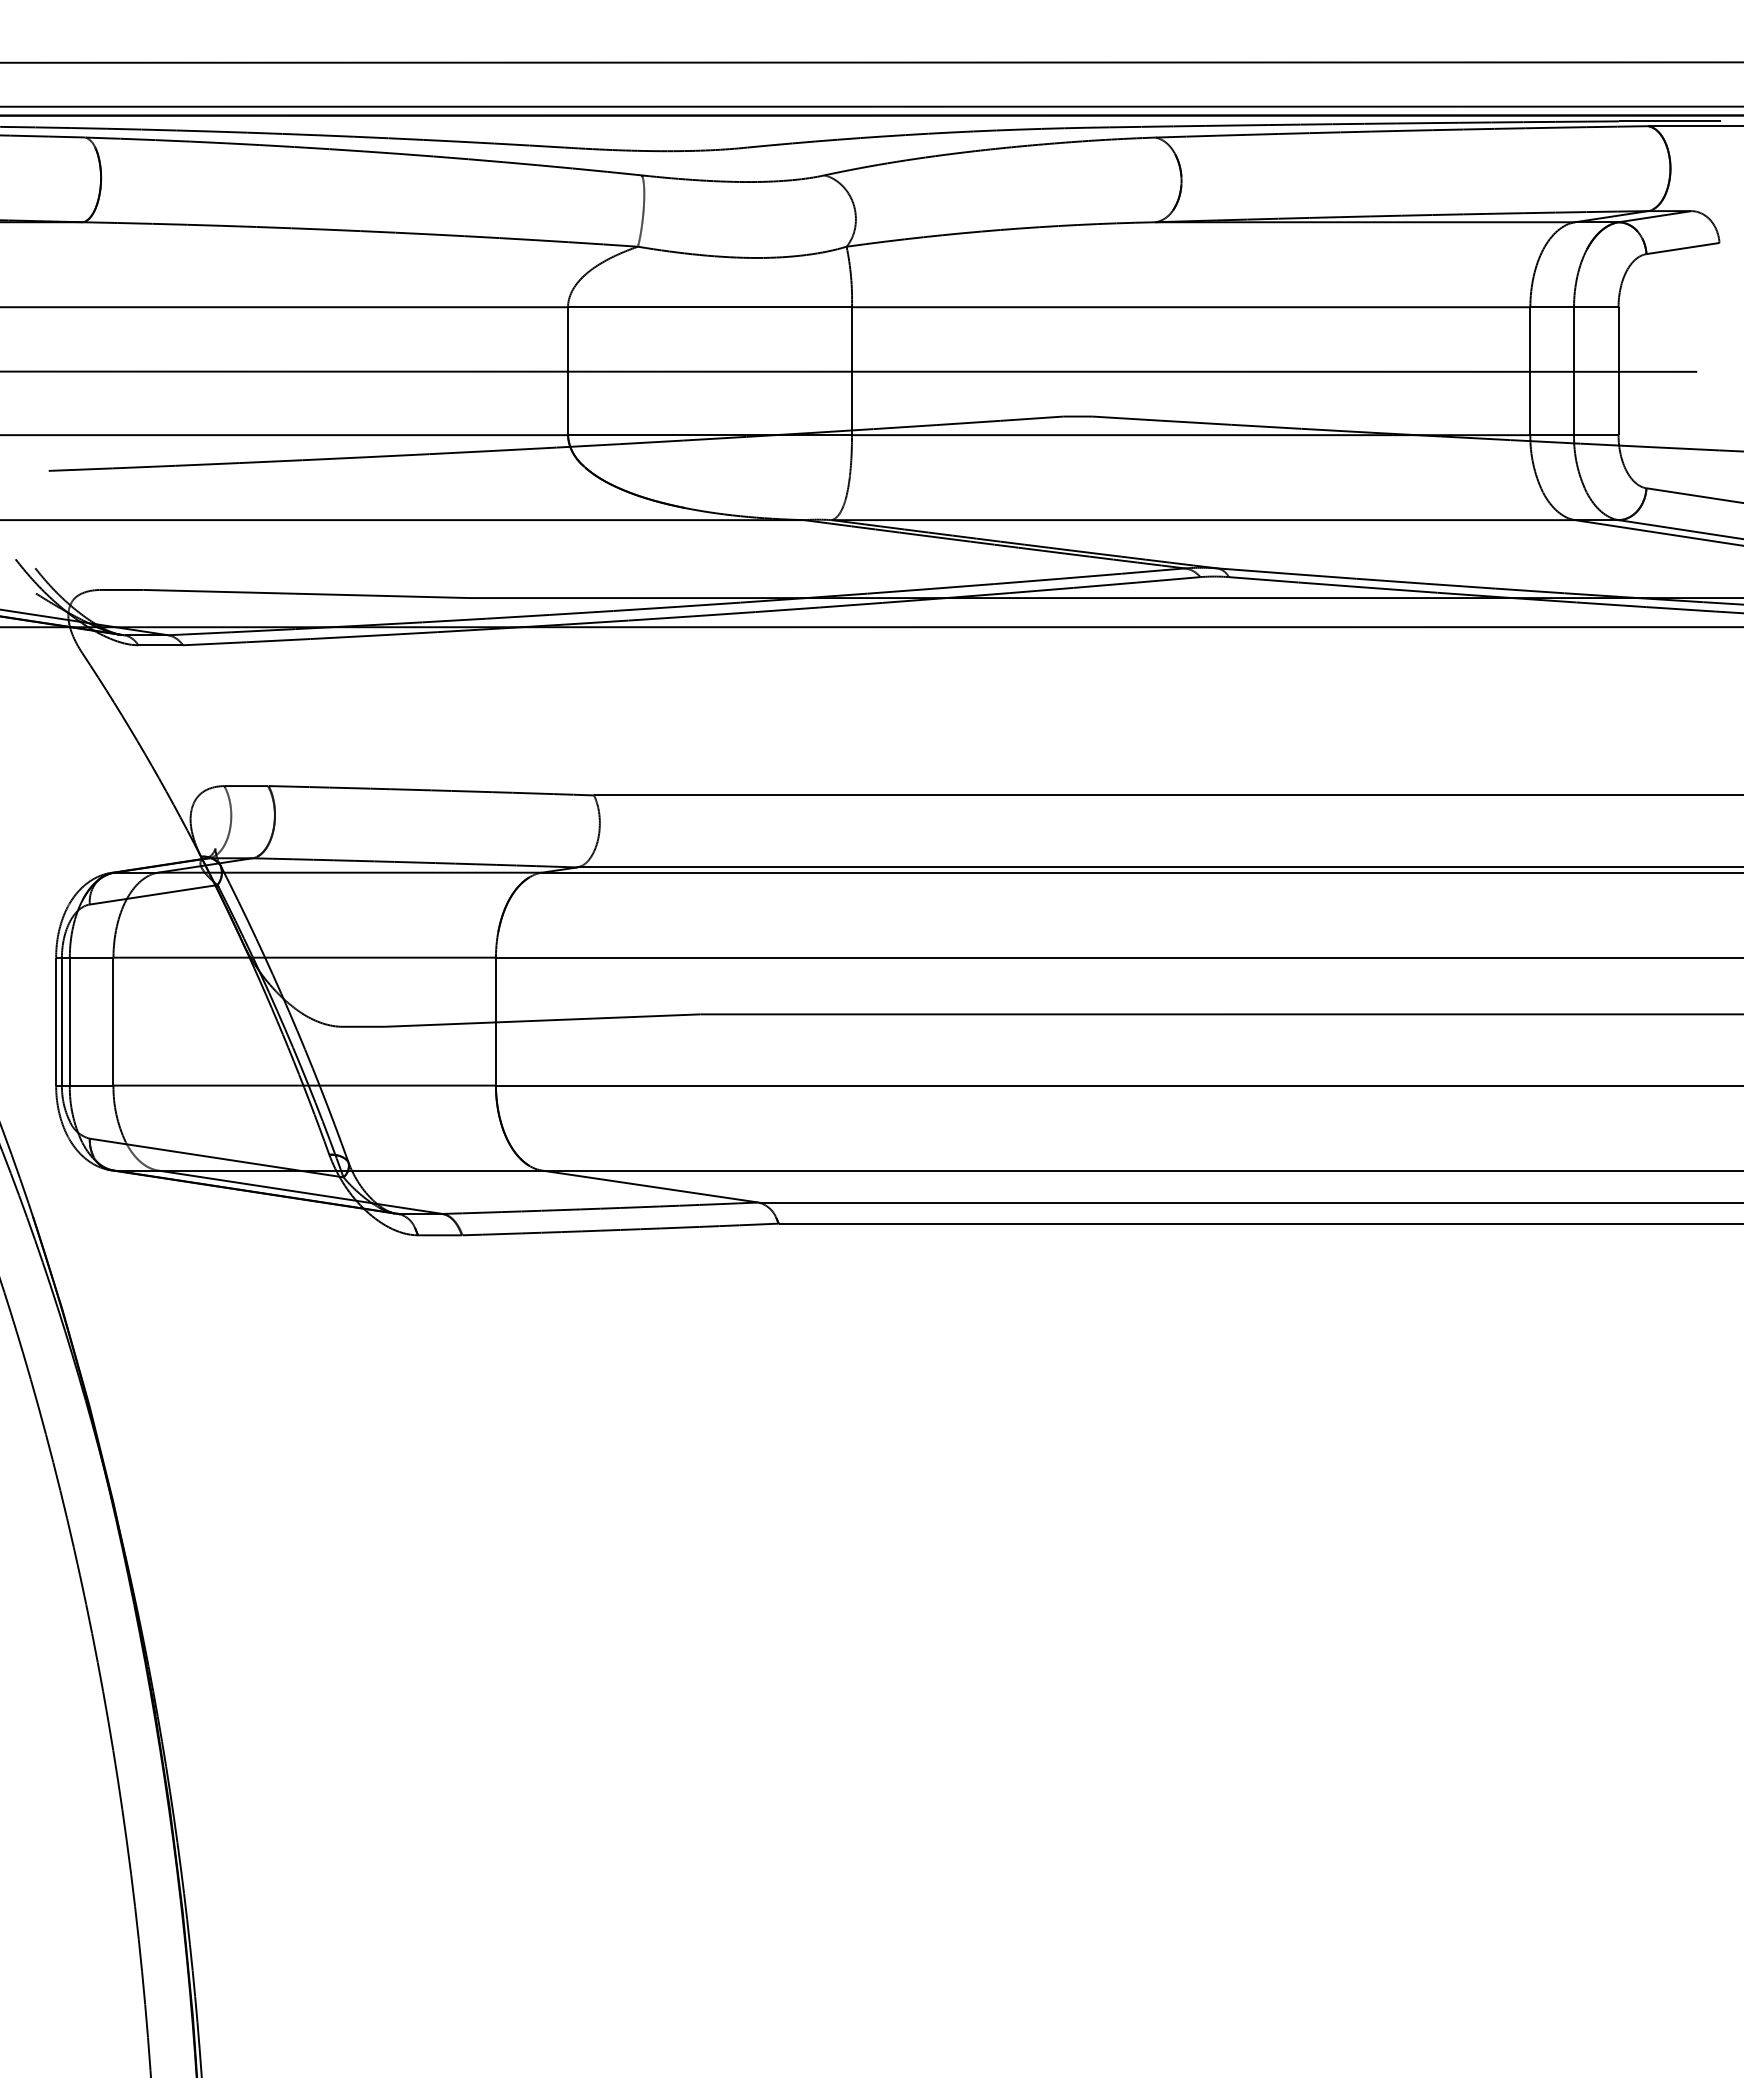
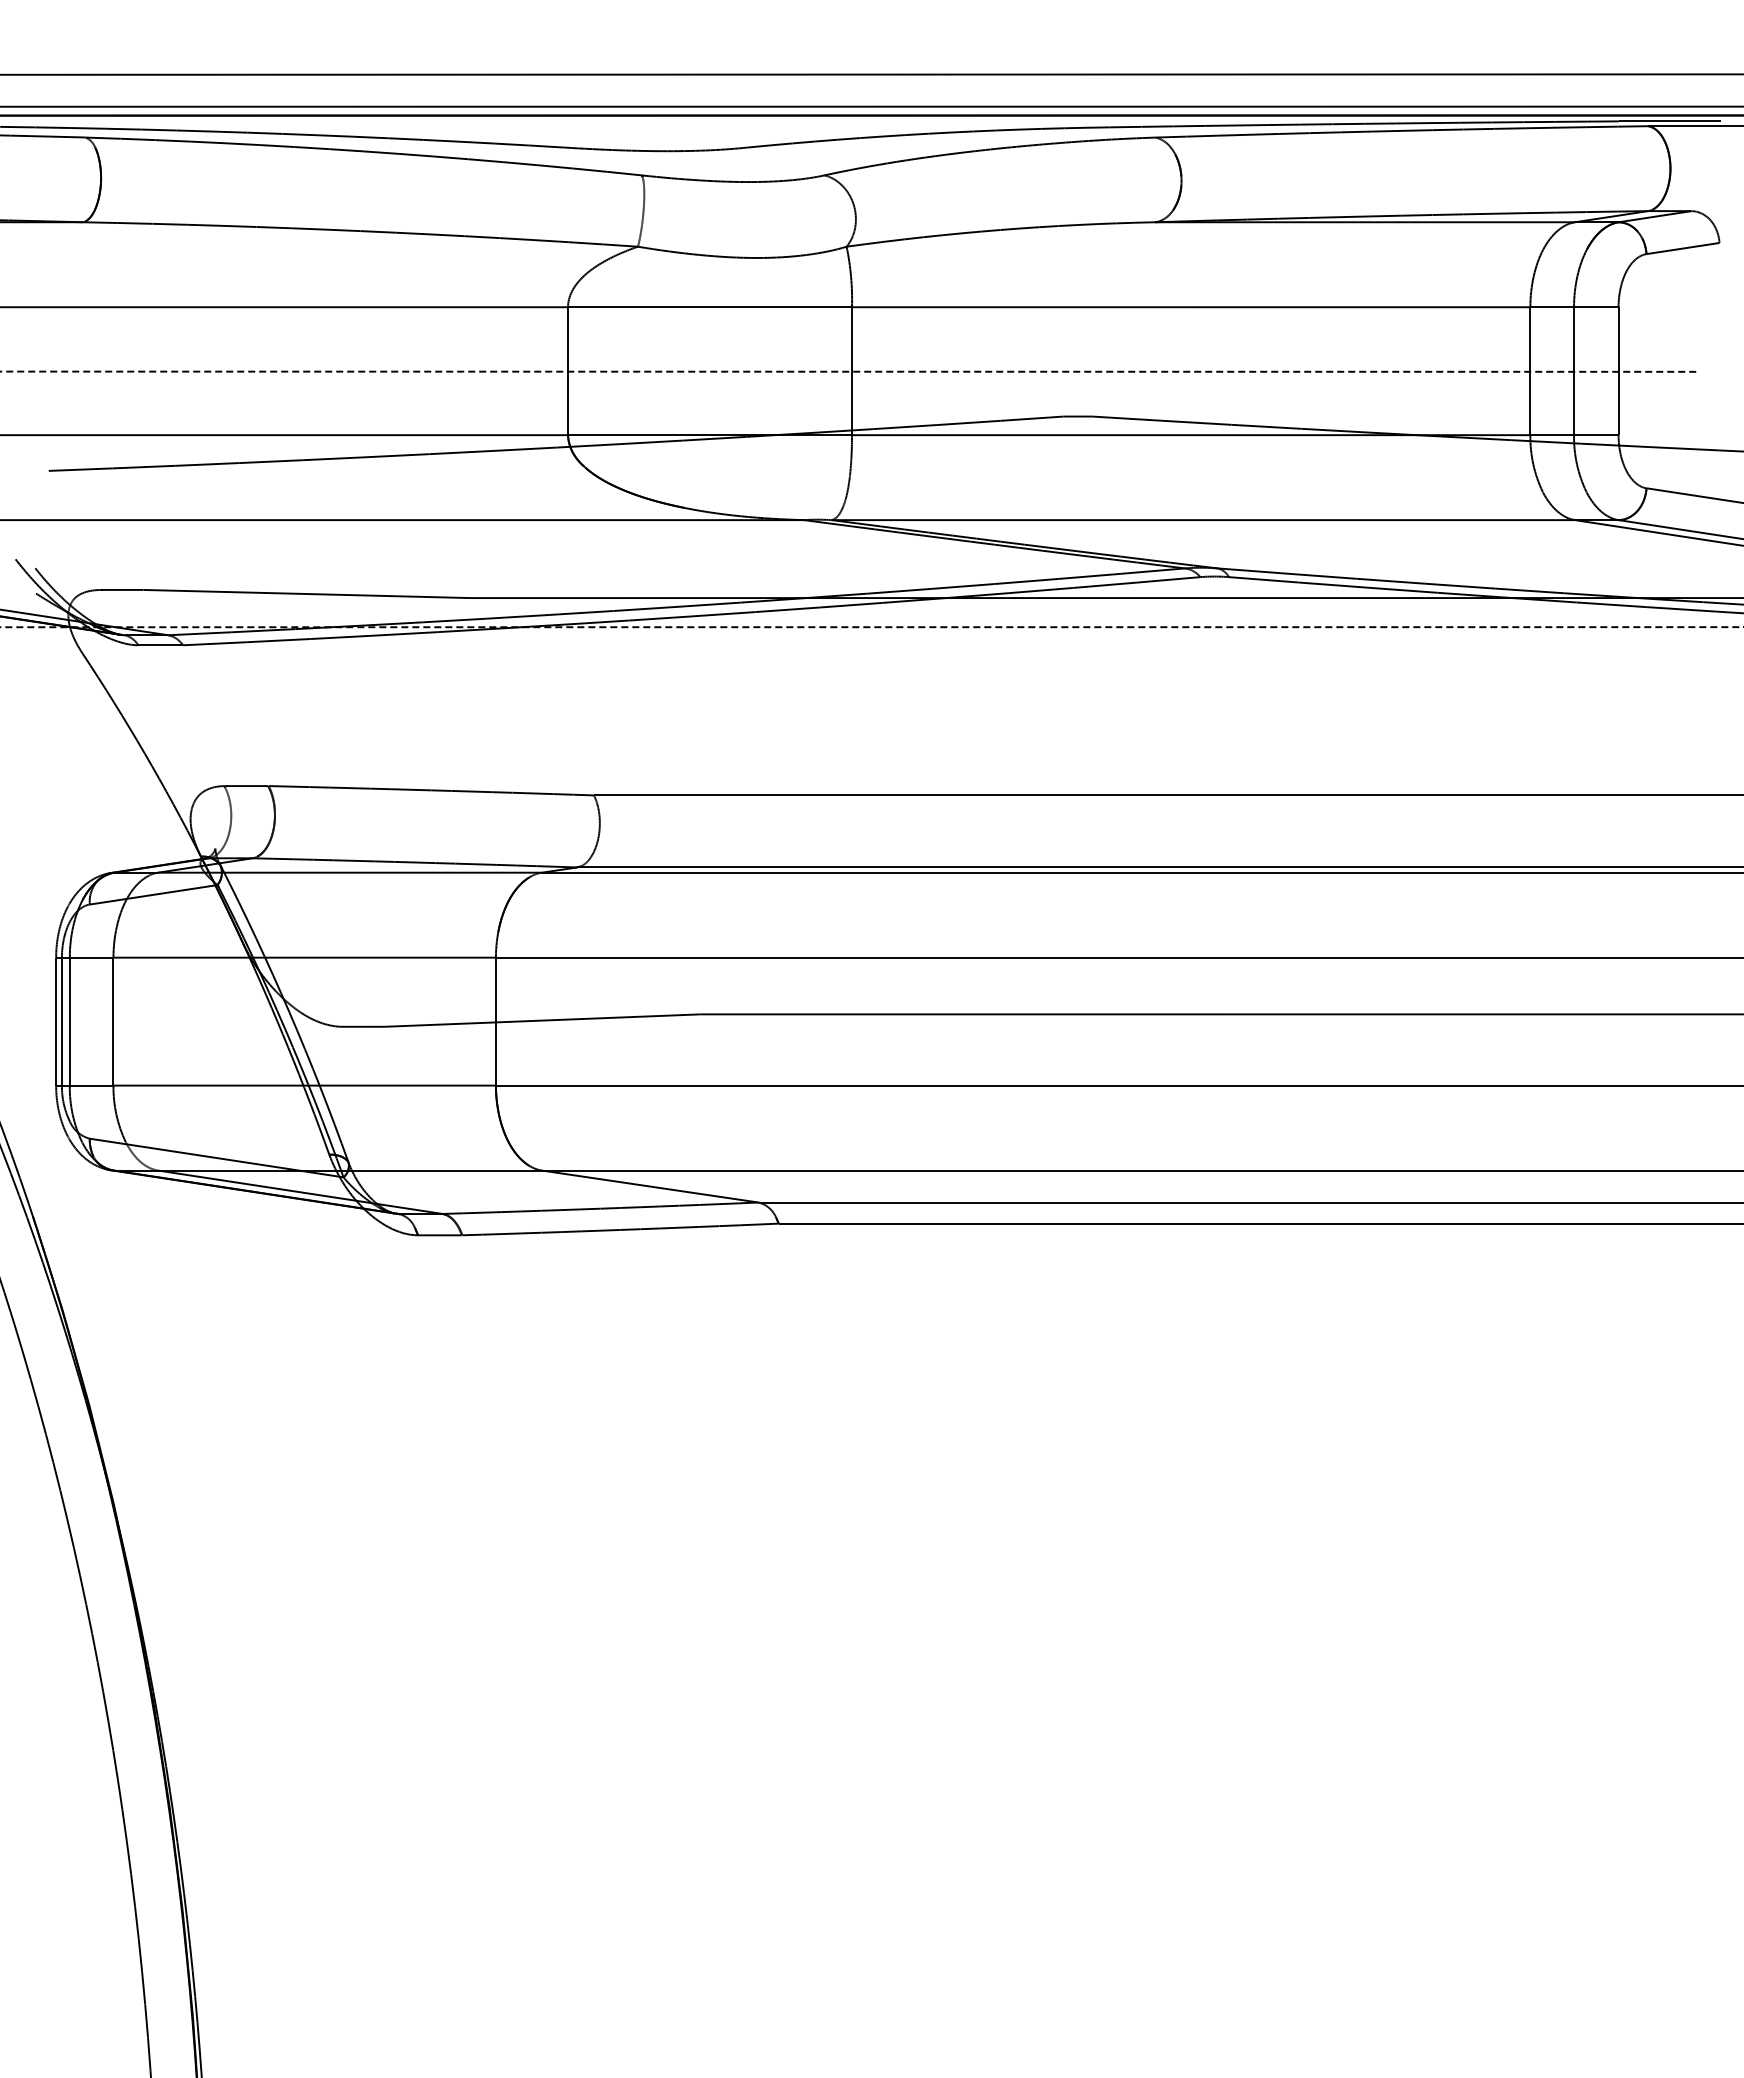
line position: (871, 62) -> (871, 74) (871, 74)
line: solid -> dashed (848, 371)
line: solid -> dashed (871, 627)
